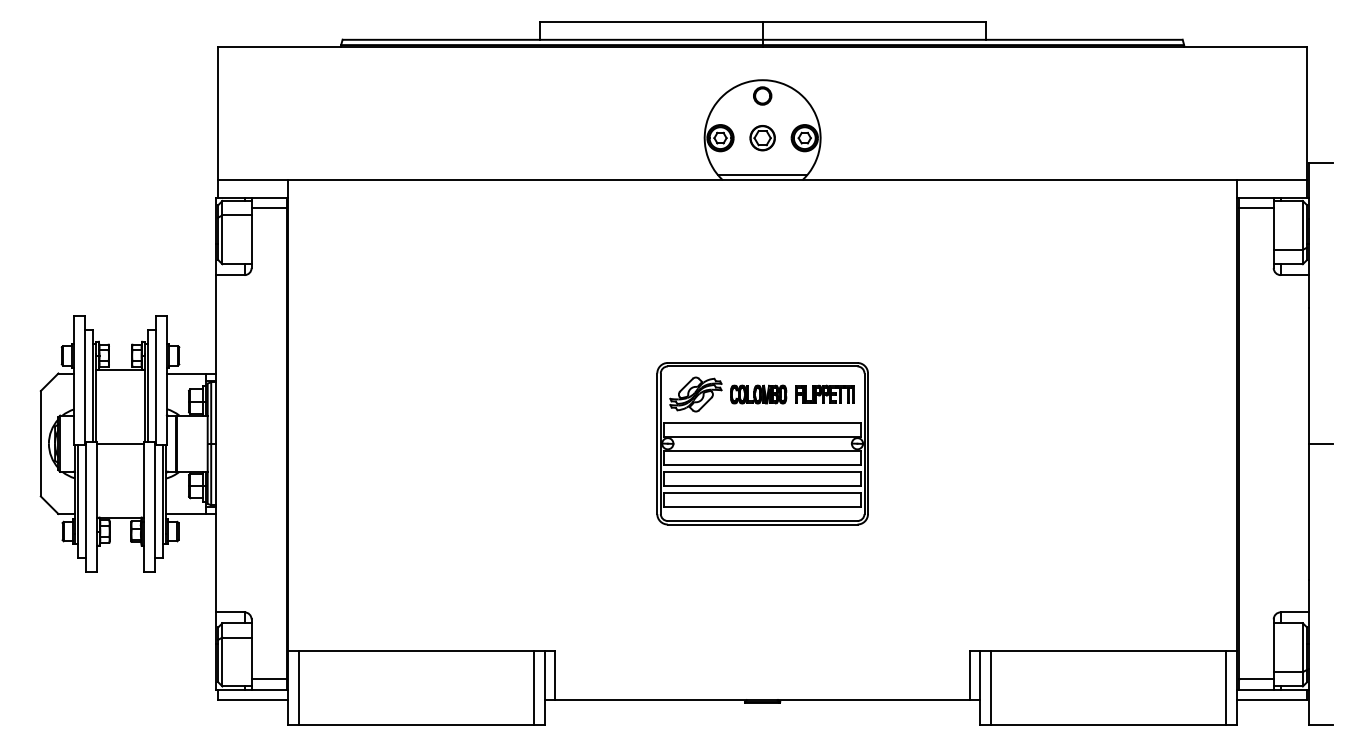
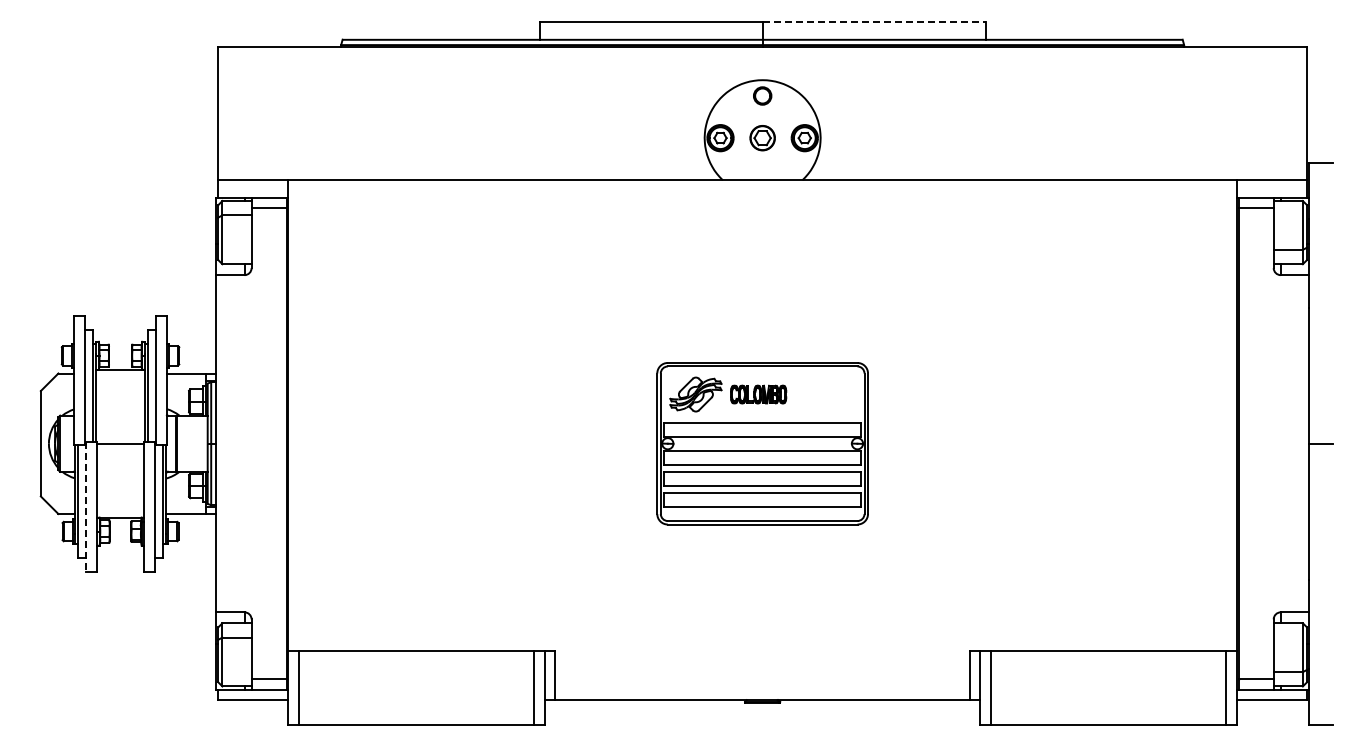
line: solid -> dashed (874, 22)
line: present -> none (762, 175)
part: present -> none (824, 393)
line: solid -> dashed (86, 507)
